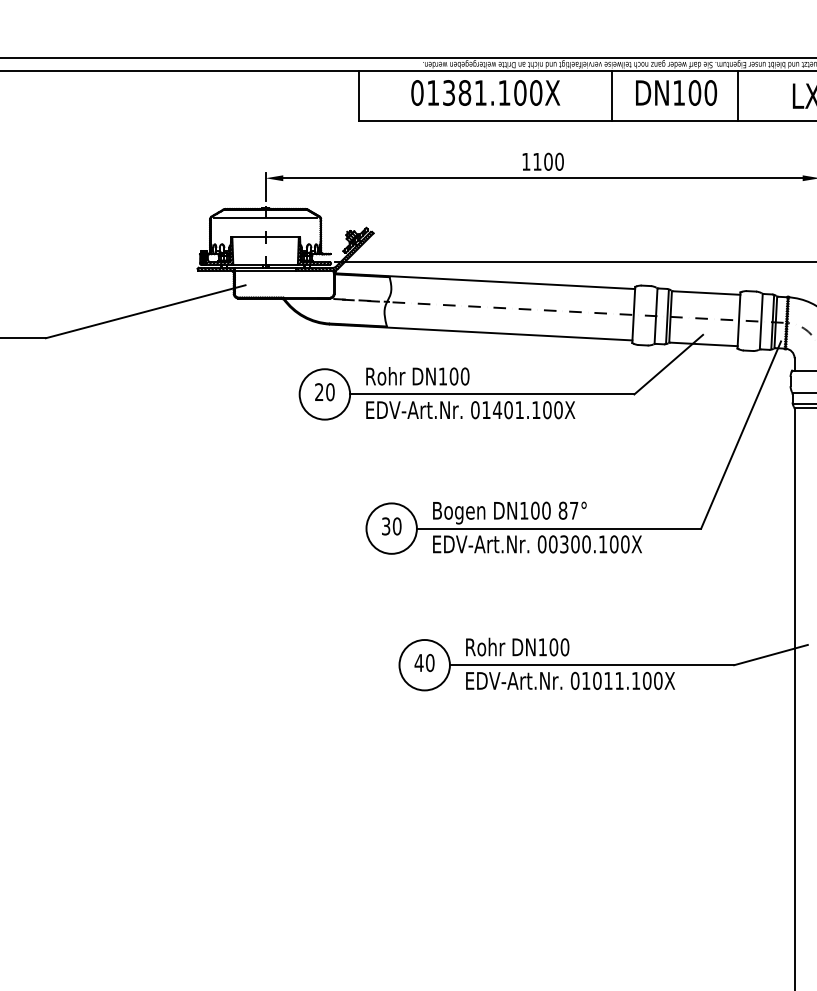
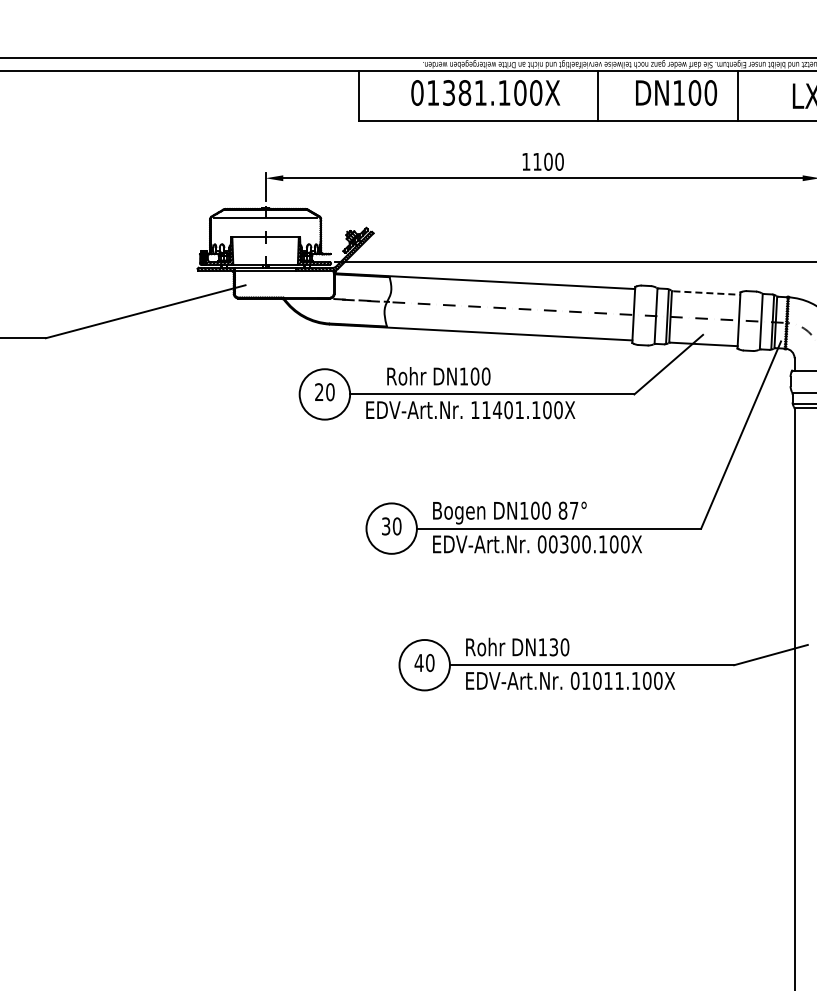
line position: (611, 95) -> (597, 95) (597, 95)
line: solid -> dashed (706, 293)
text position: (417, 376) -> (438, 376) (438, 376)
text: 01401.100X -> 11401.100X (475, 410)
text: DN100 -> DN130 (553, 647)
